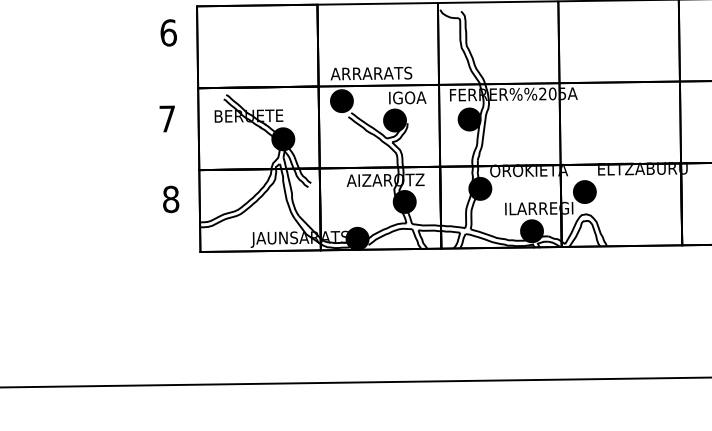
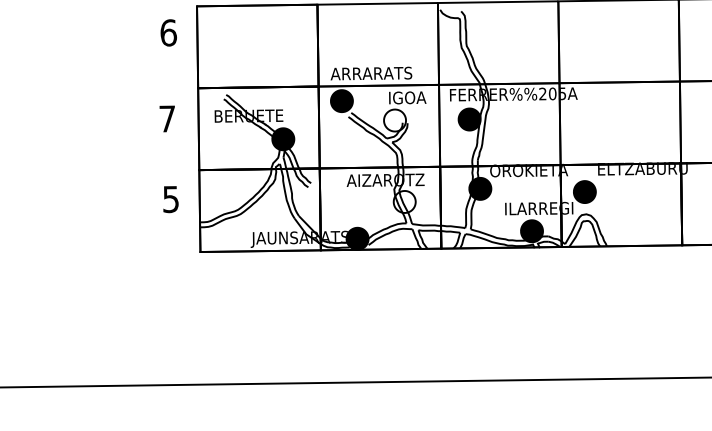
fill: present -> none (395, 120)
text: 8 -> 5 (171, 199)
fill: present -> none (404, 201)
